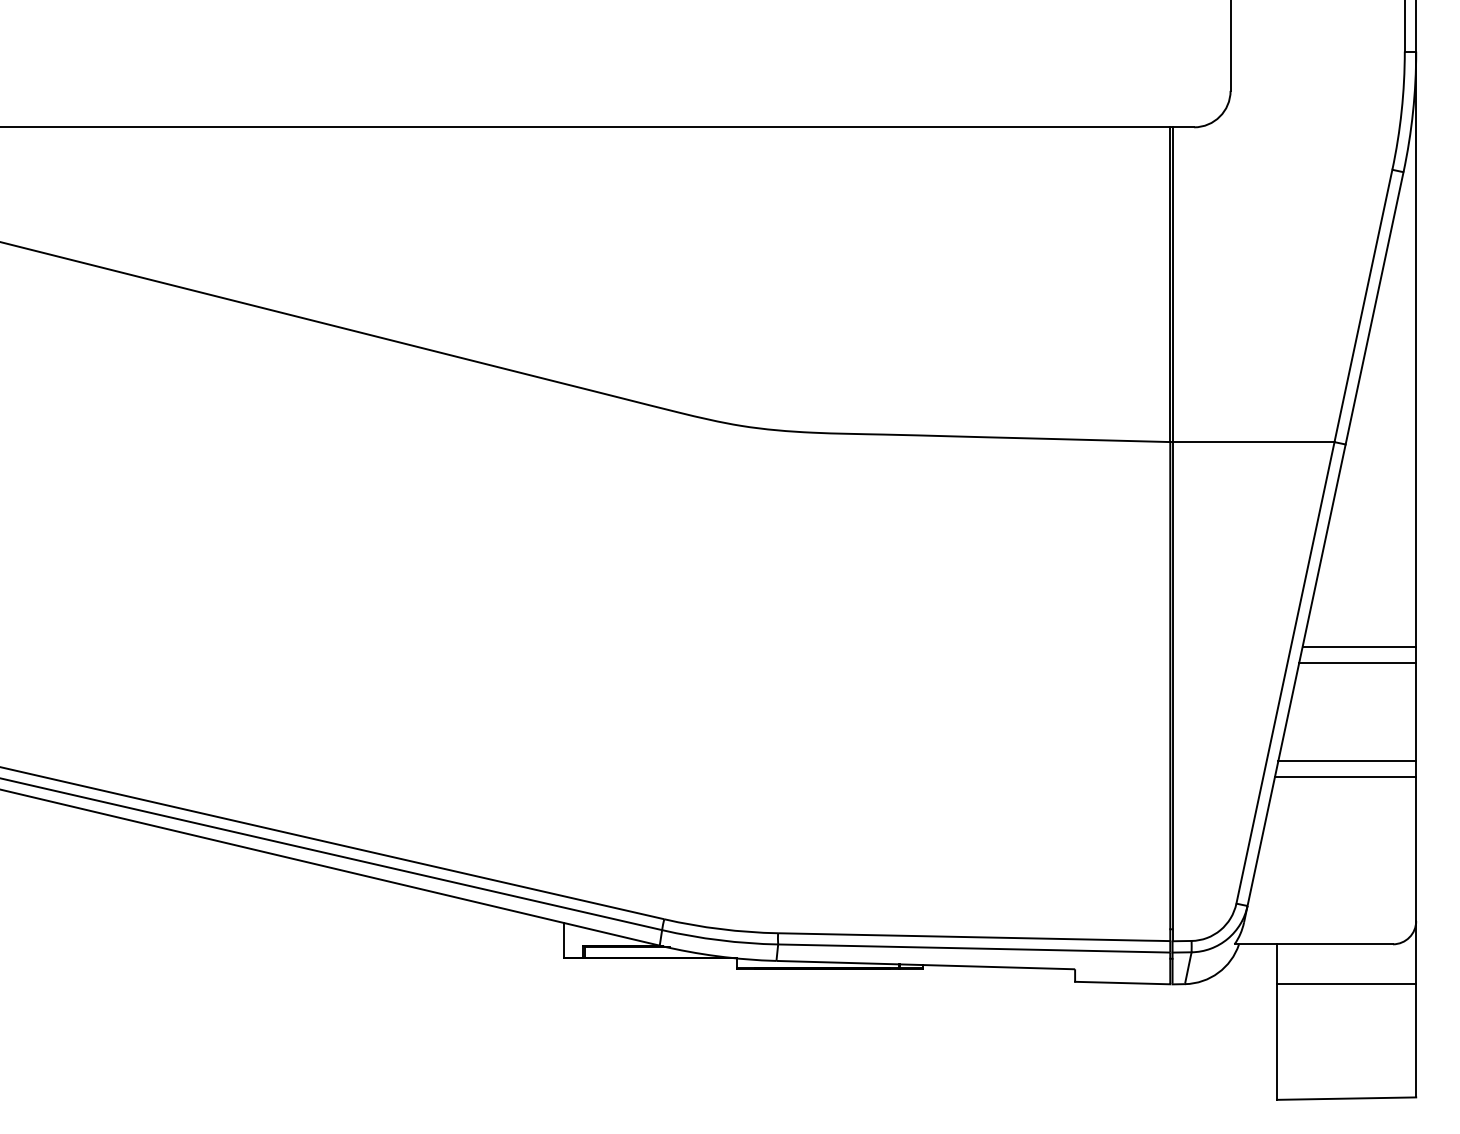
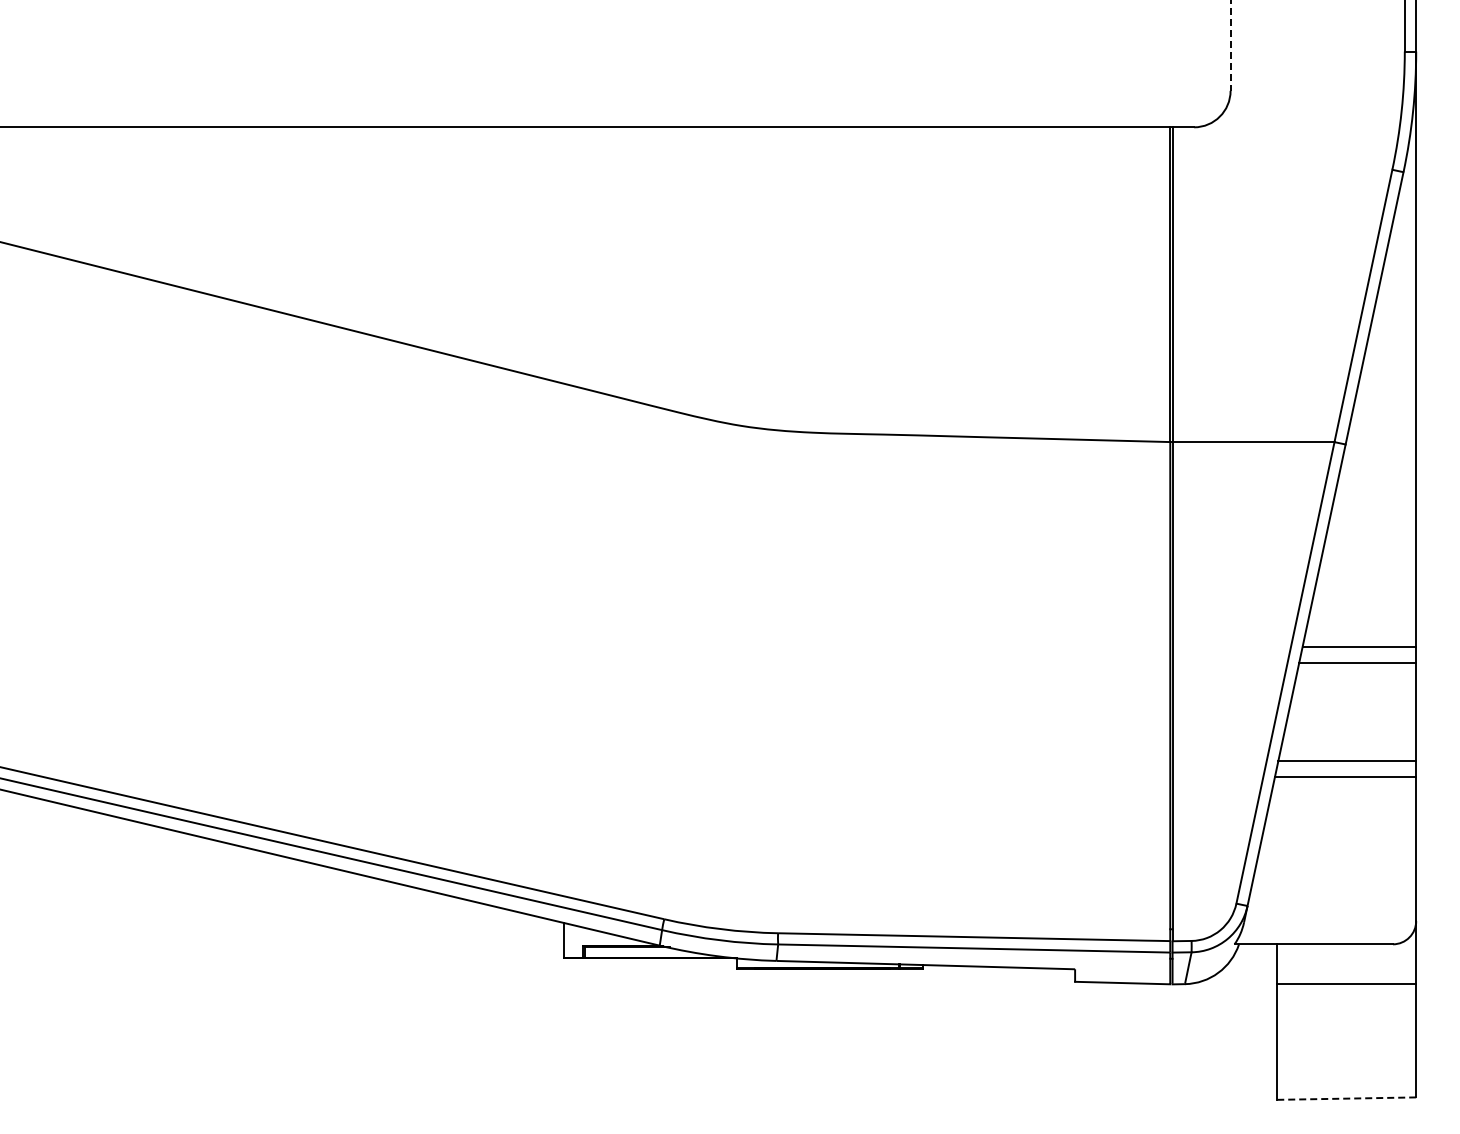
line: solid -> dashed (1230, 45)
line: solid -> dashed (1346, 1098)
